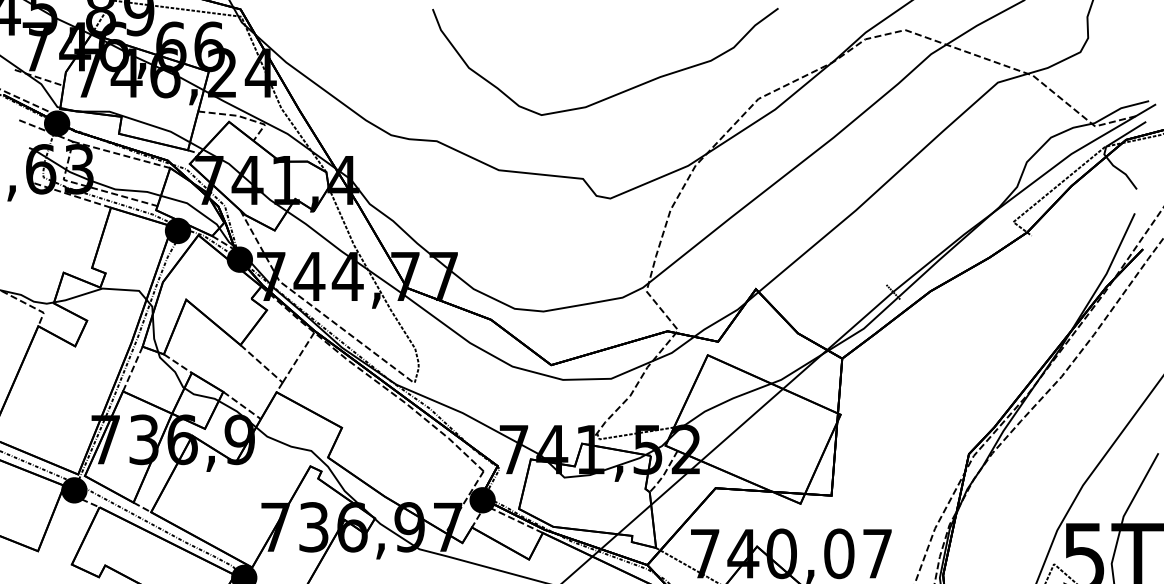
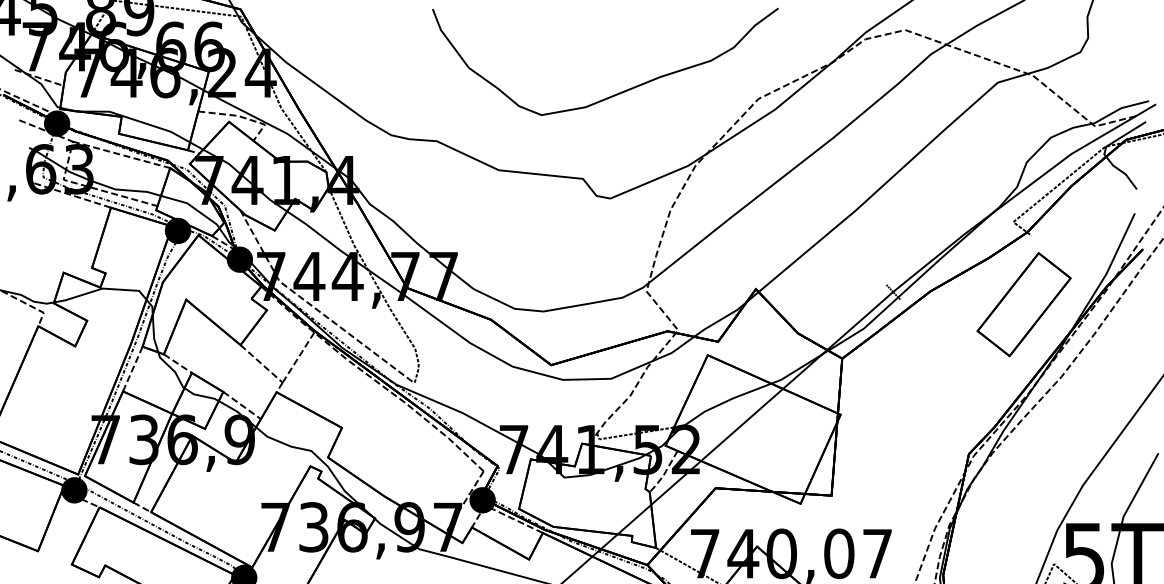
part: none -> present (1023, 304)
